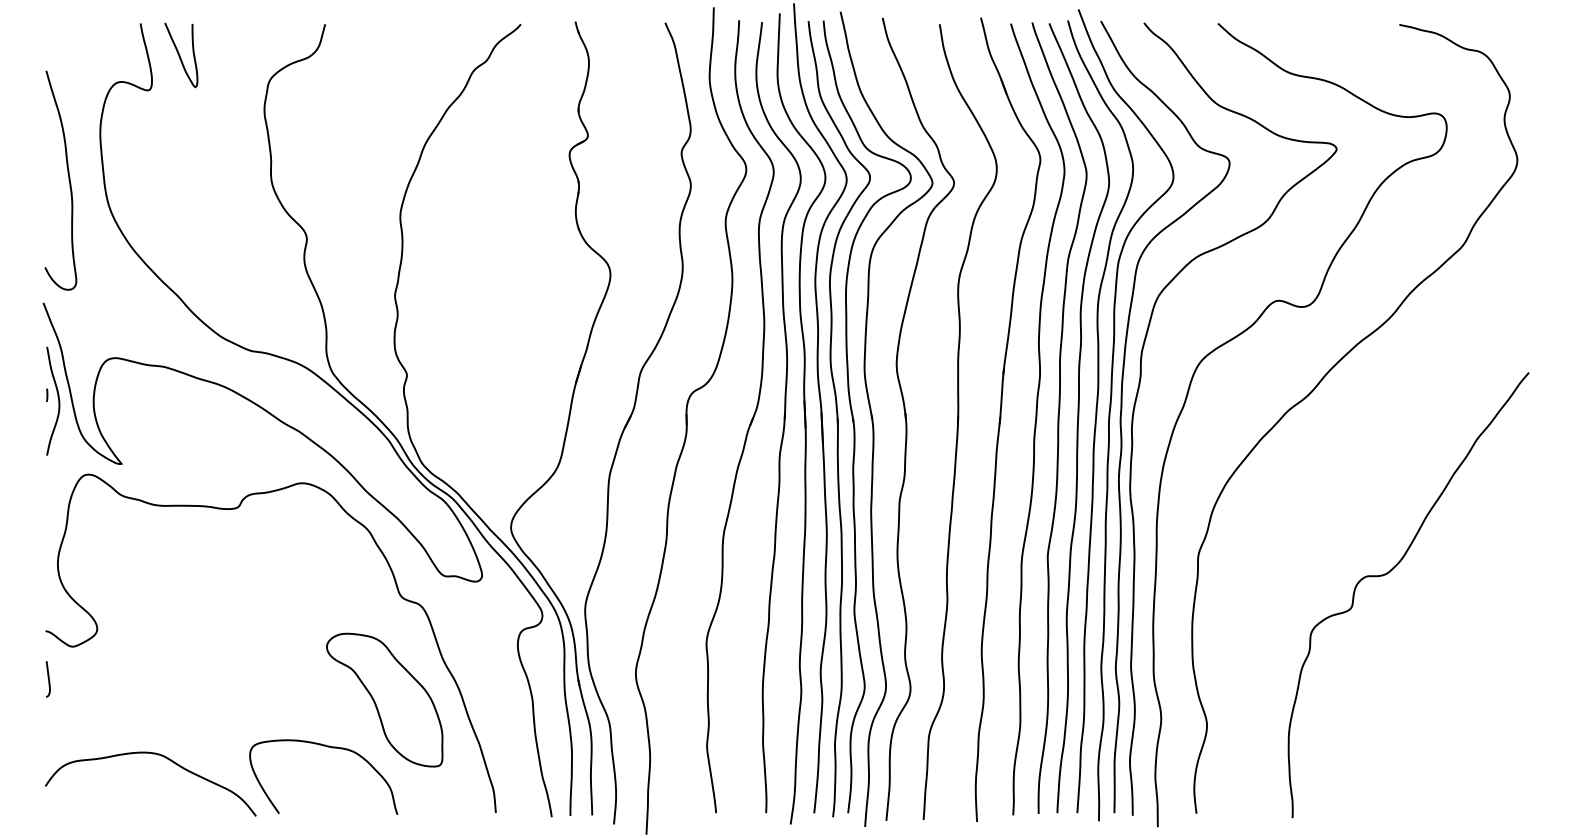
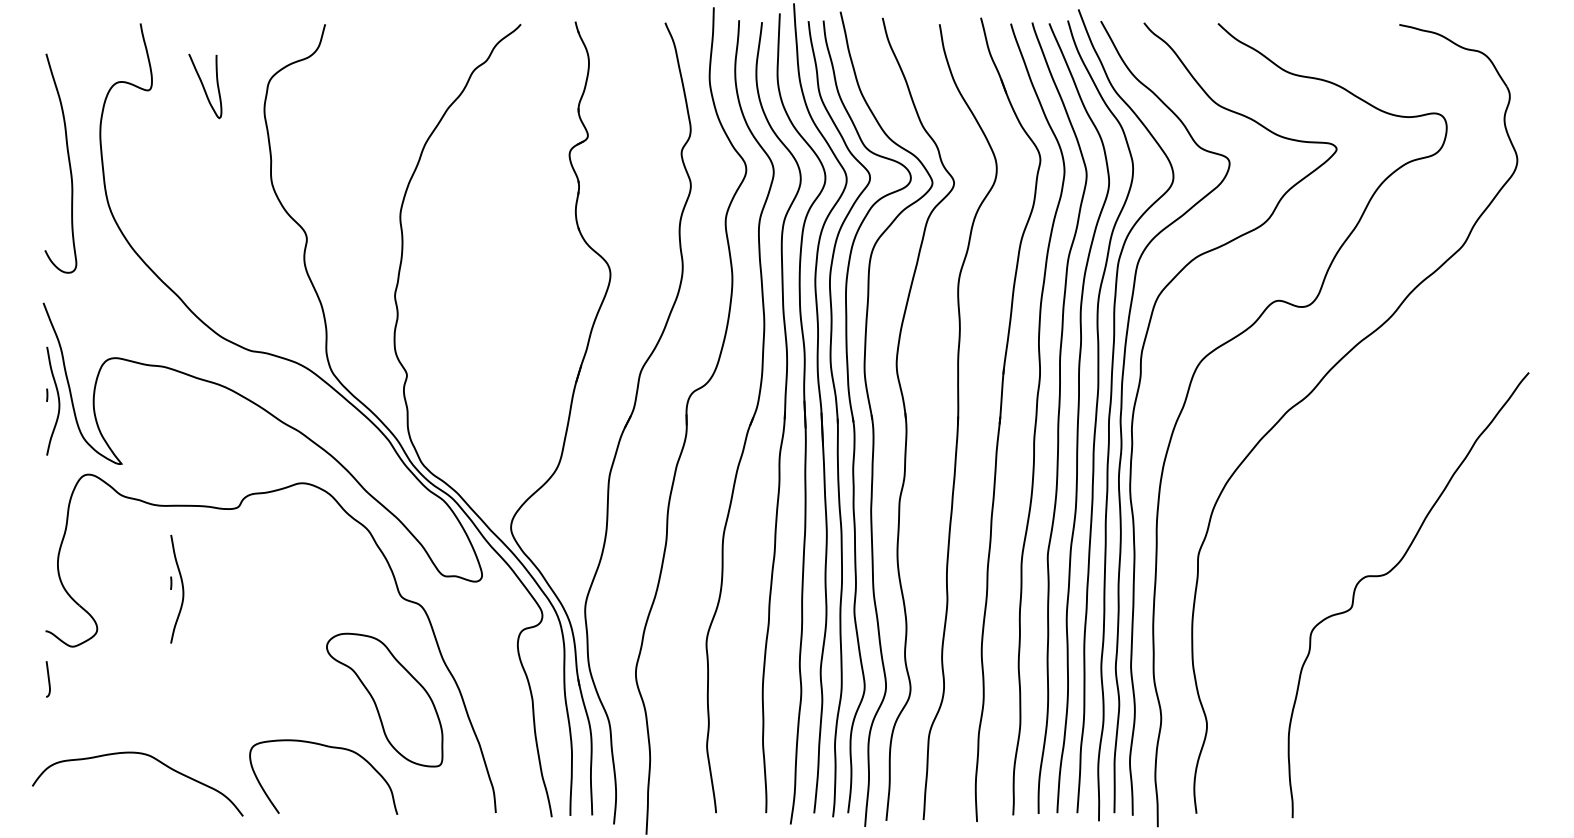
curve position: (180, 55) -> (204, 86) (204, 86)
curve position: (68, 180) -> (68, 163) (68, 163)
part: none -> present (177, 588)
curve position: (157, 755) -> (144, 755) (144, 755)
